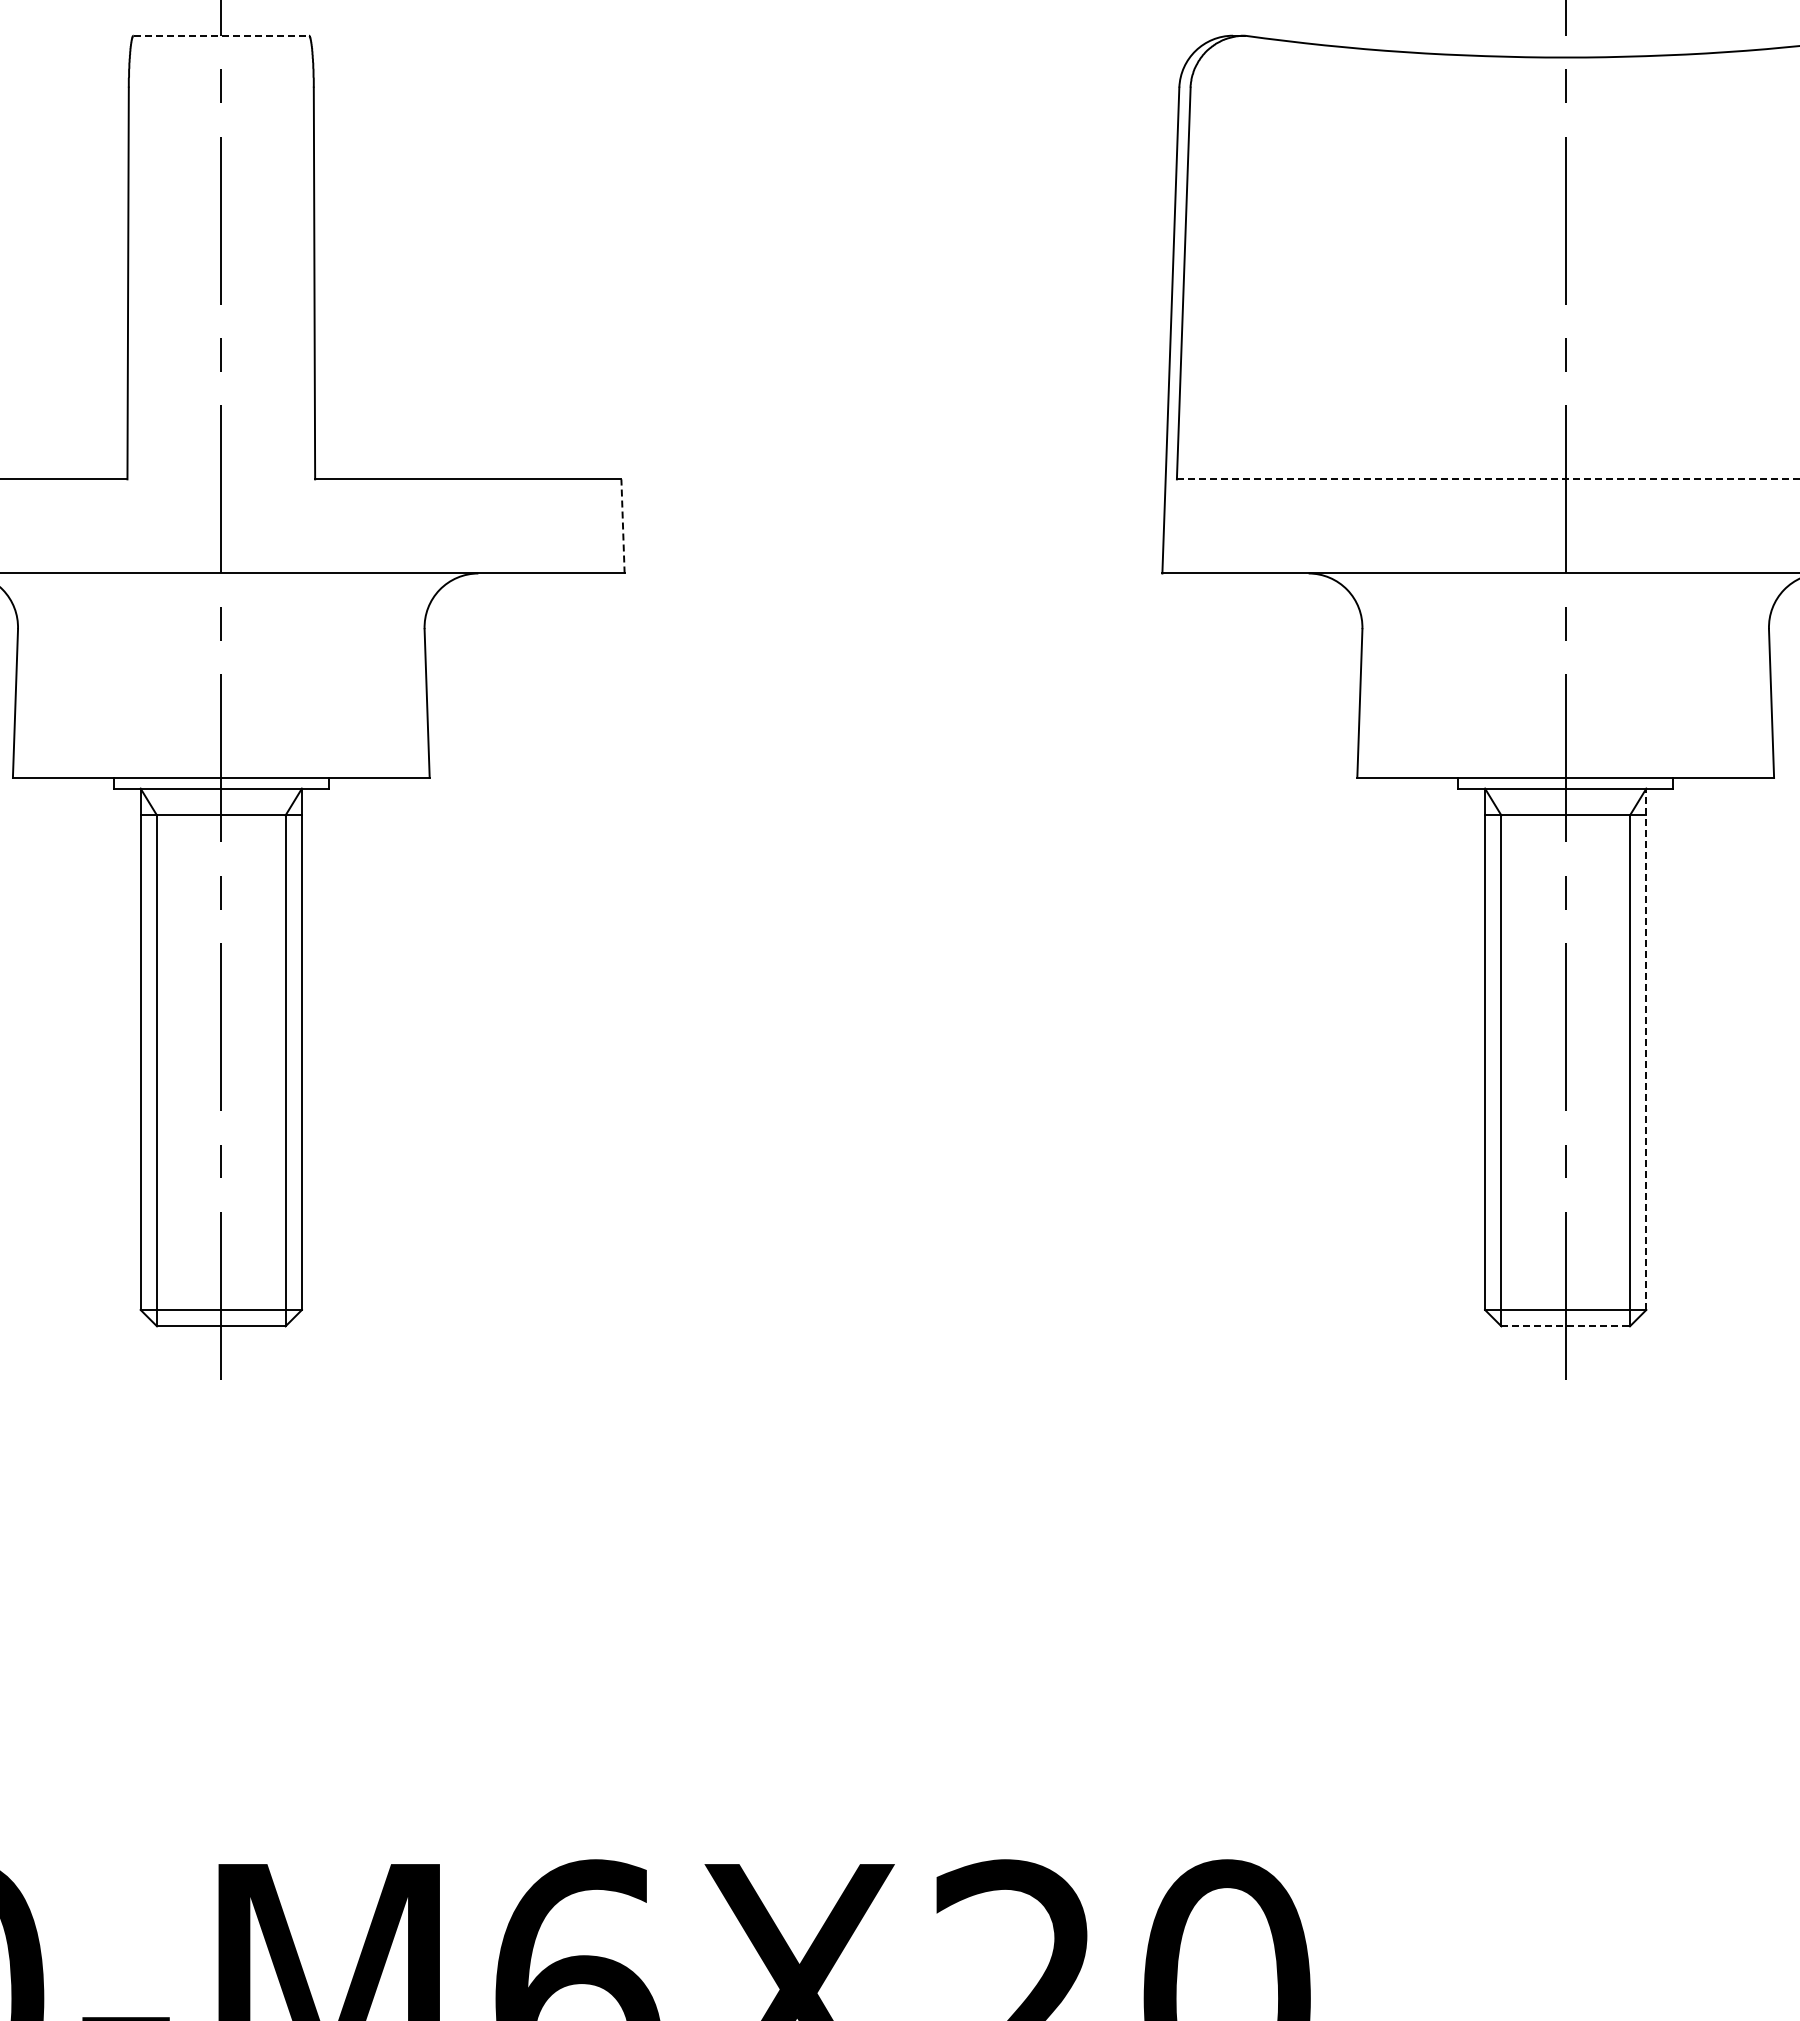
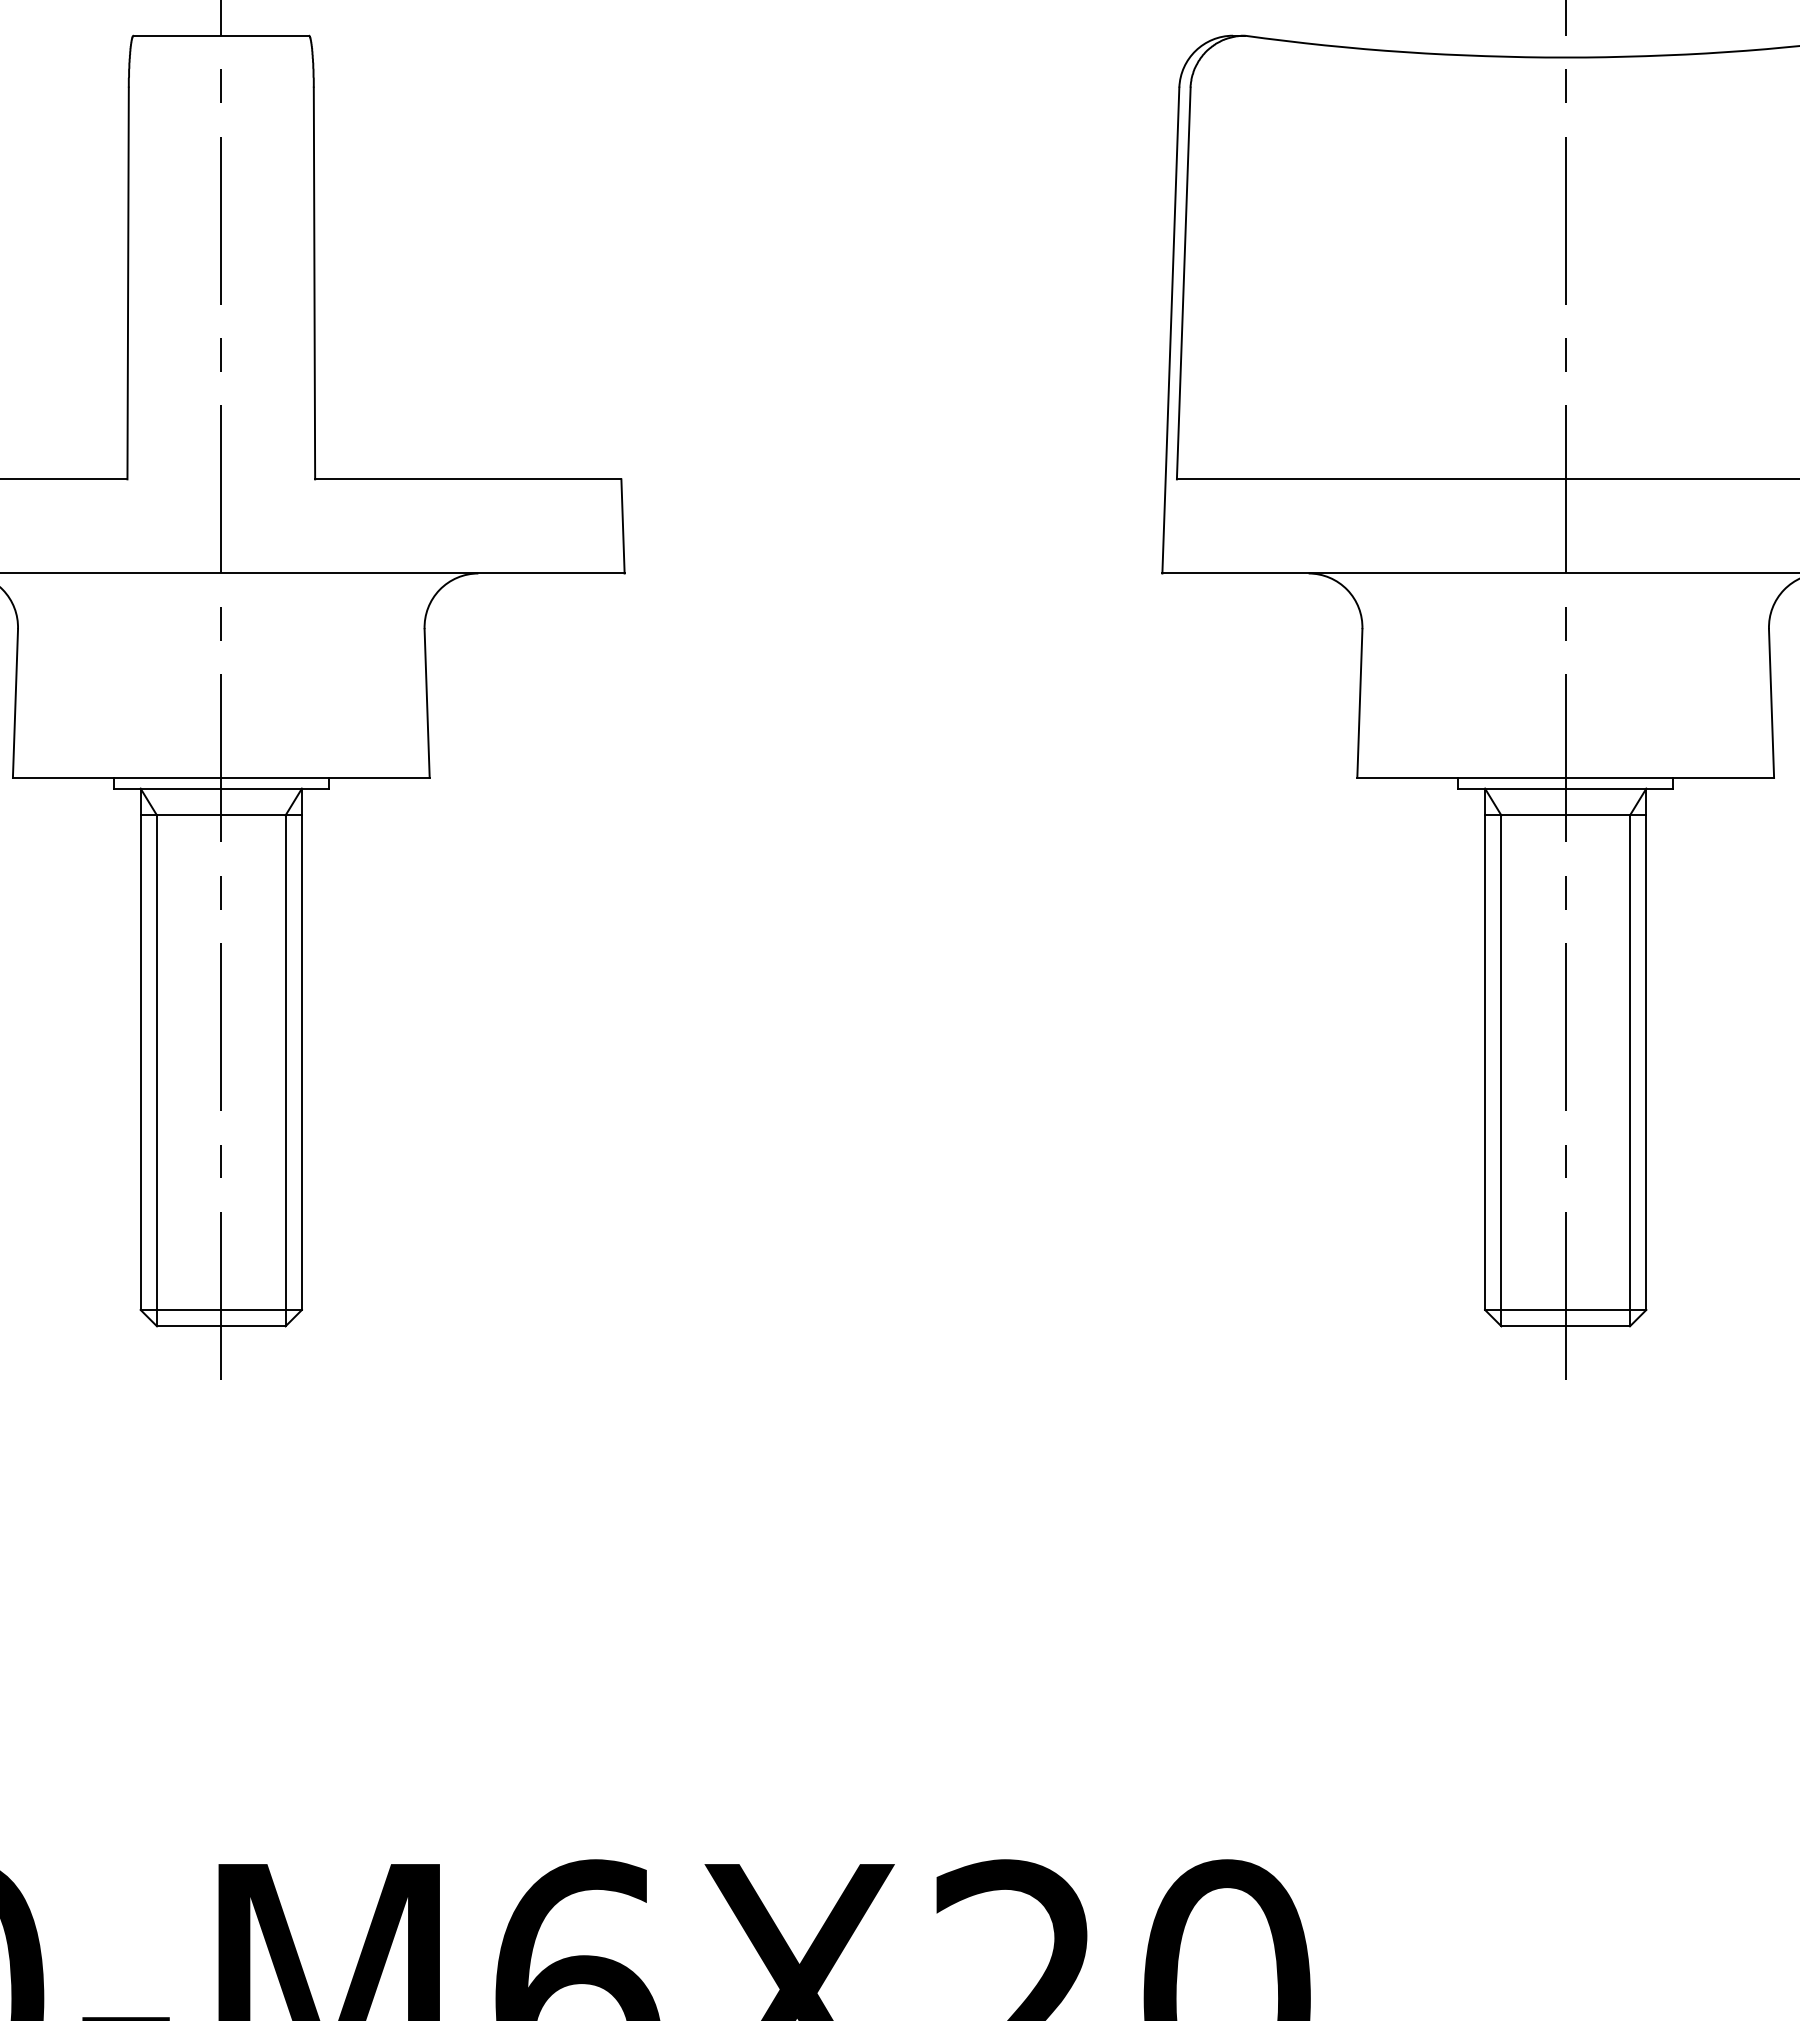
line: dashed -> solid (221, 35)
line: dashed -> solid (1488, 479)
line: dashed -> solid (623, 525)
line: dashed -> solid (1646, 1049)
line: dashed -> solid (1566, 1326)
